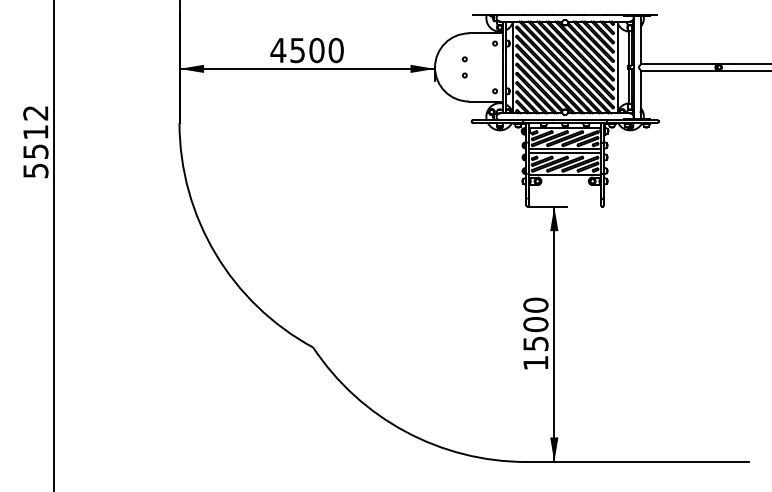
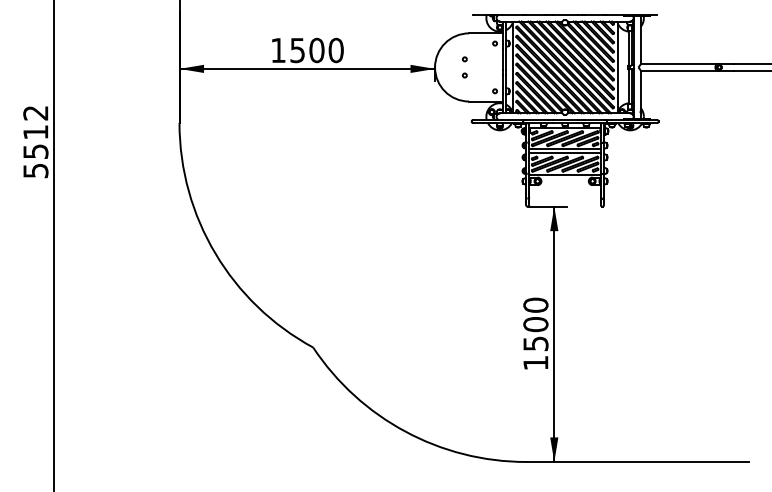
text: 4500 -> 1500 (278, 50)
